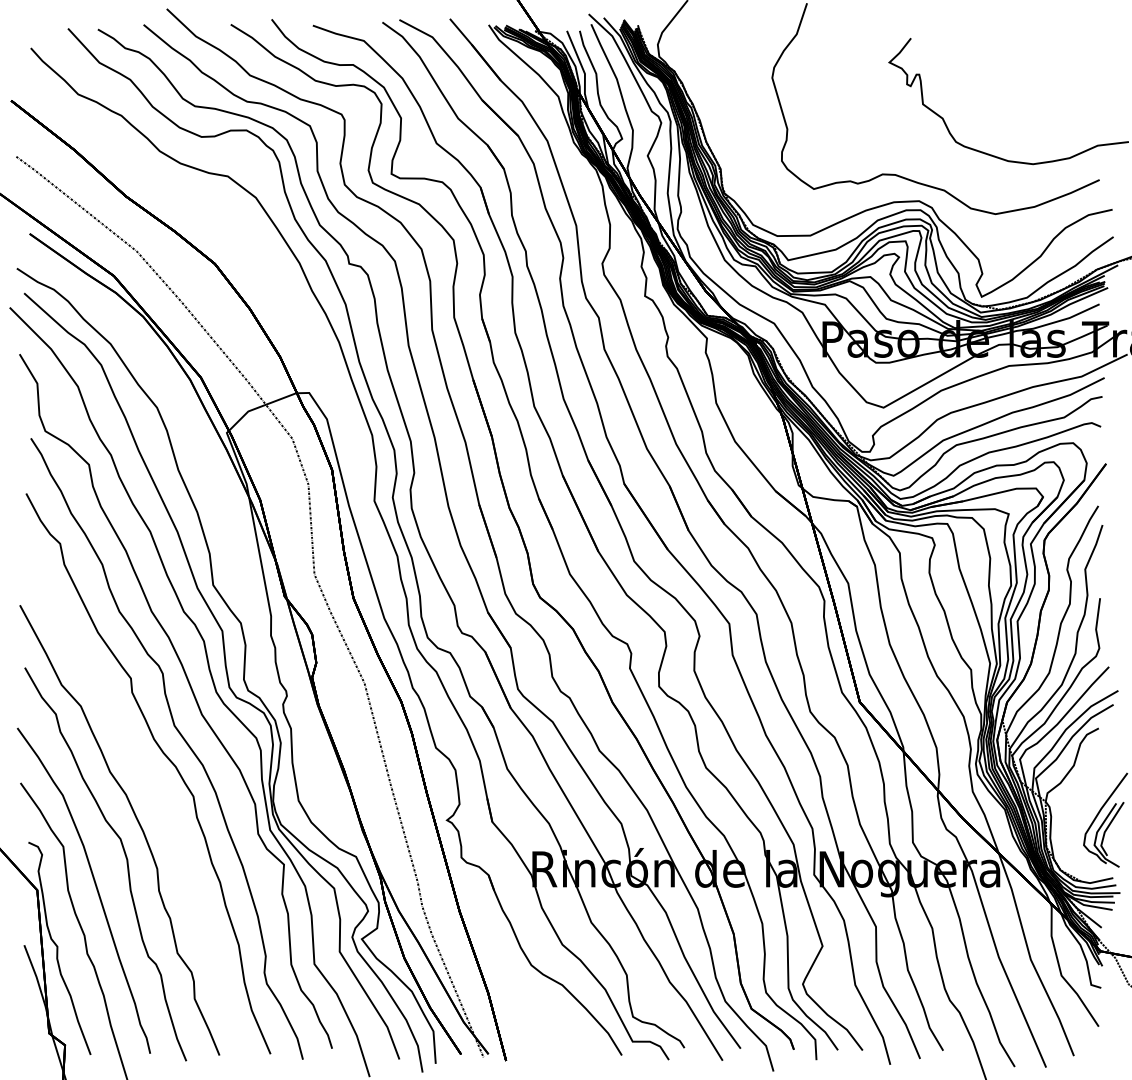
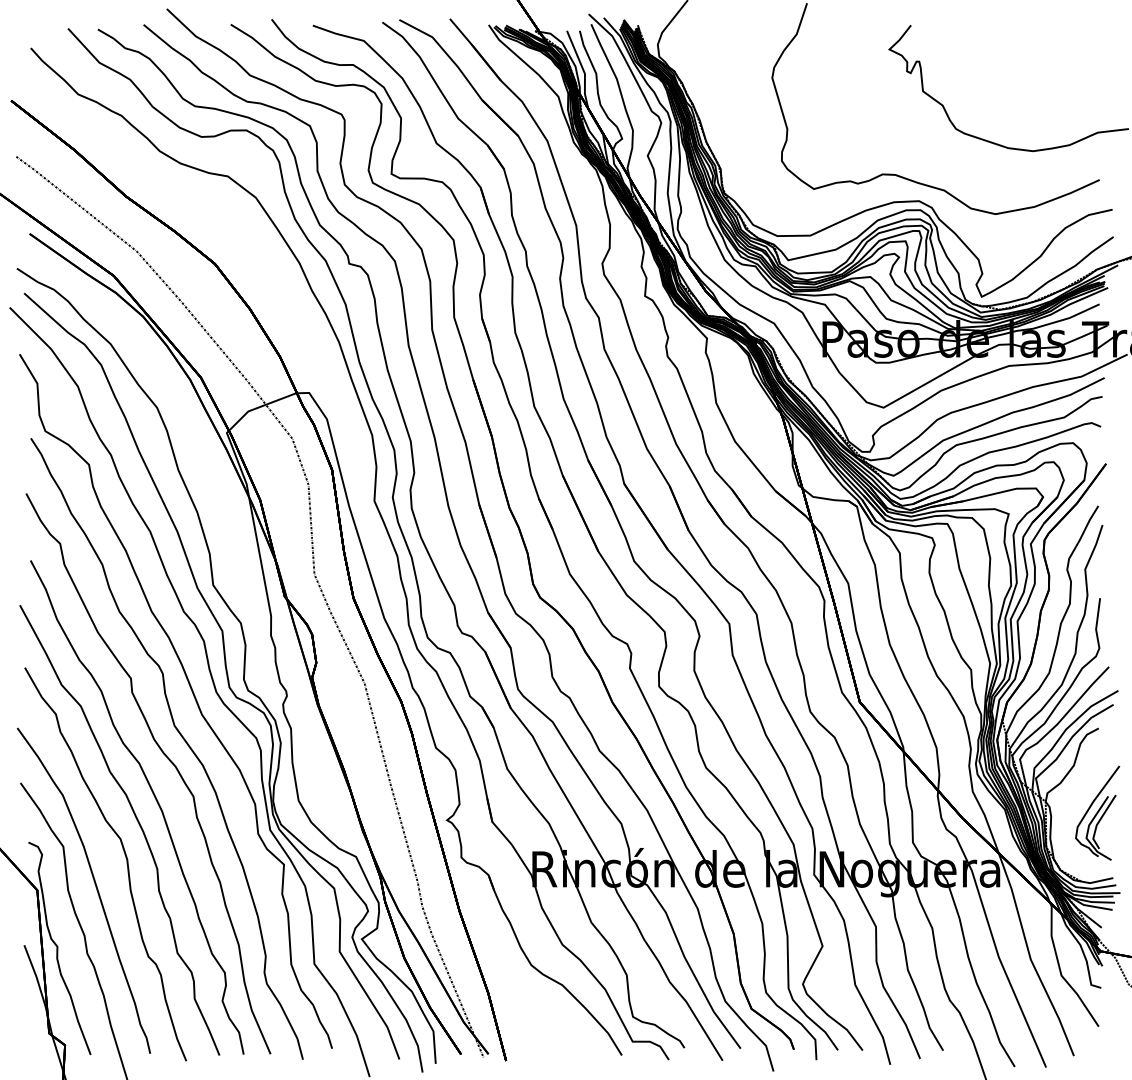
part position: (989, 153) -> (989, 140) (989, 140)
curve: none -> present (155, 800)
part position: (1105, 819) -> (1097, 812) (1097, 812)
